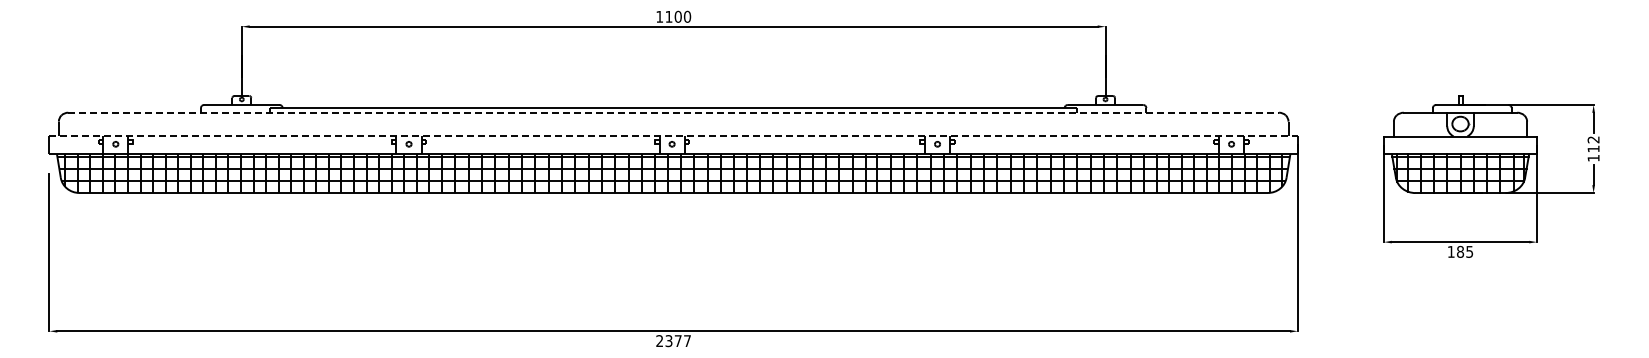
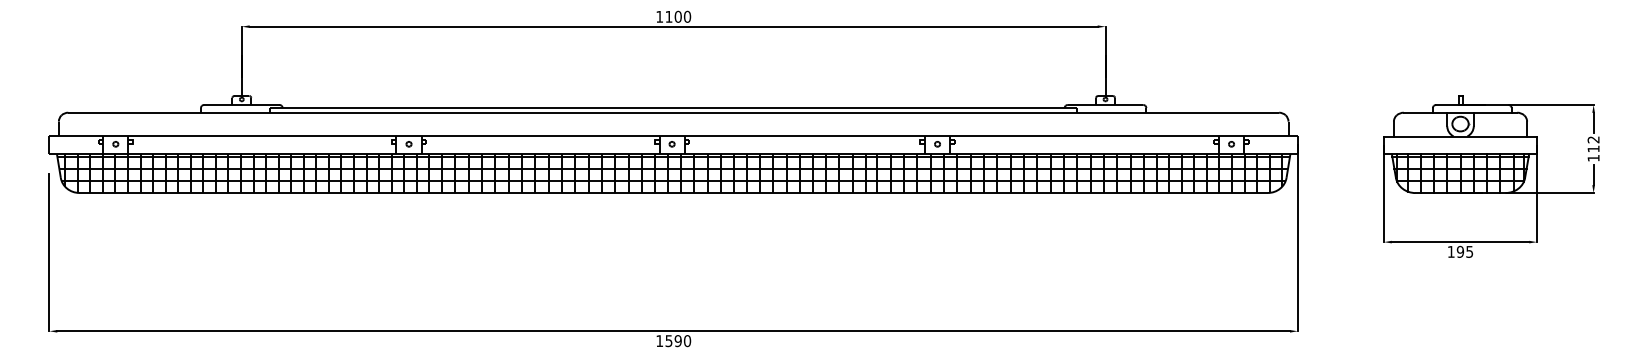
line: dashed -> solid (674, 112)
line: dashed -> solid (674, 136)
text: 185 -> 195 (1460, 251)
text: 2377 -> 1590 (673, 341)
